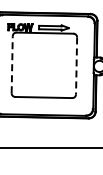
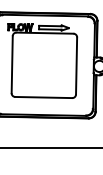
line: dashed -> solid (12, 64)
line: dashed -> solid (76, 65)
